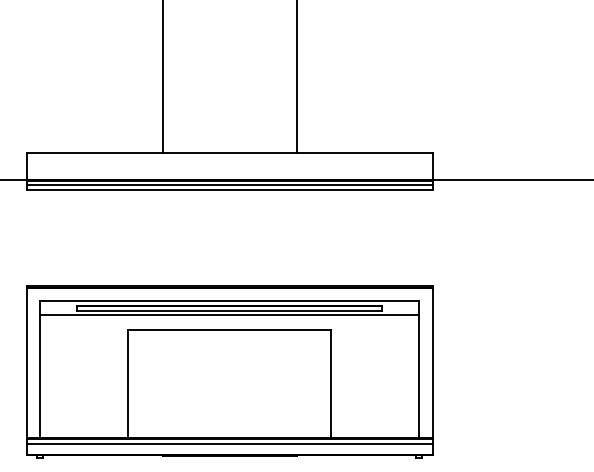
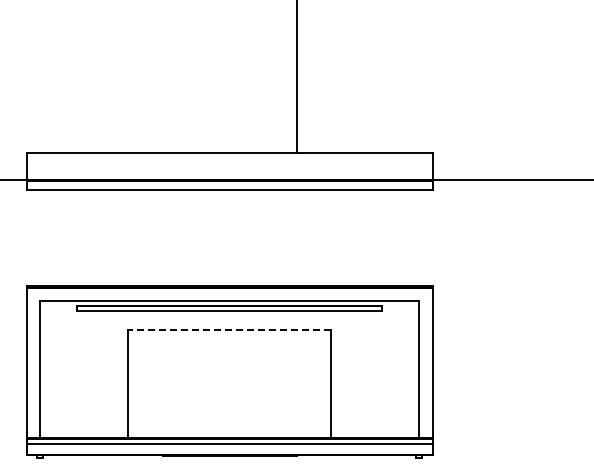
line: present -> none (162, 77)
line: present -> none (229, 184)
line: present -> none (229, 315)
line: solid -> dashed (229, 329)
